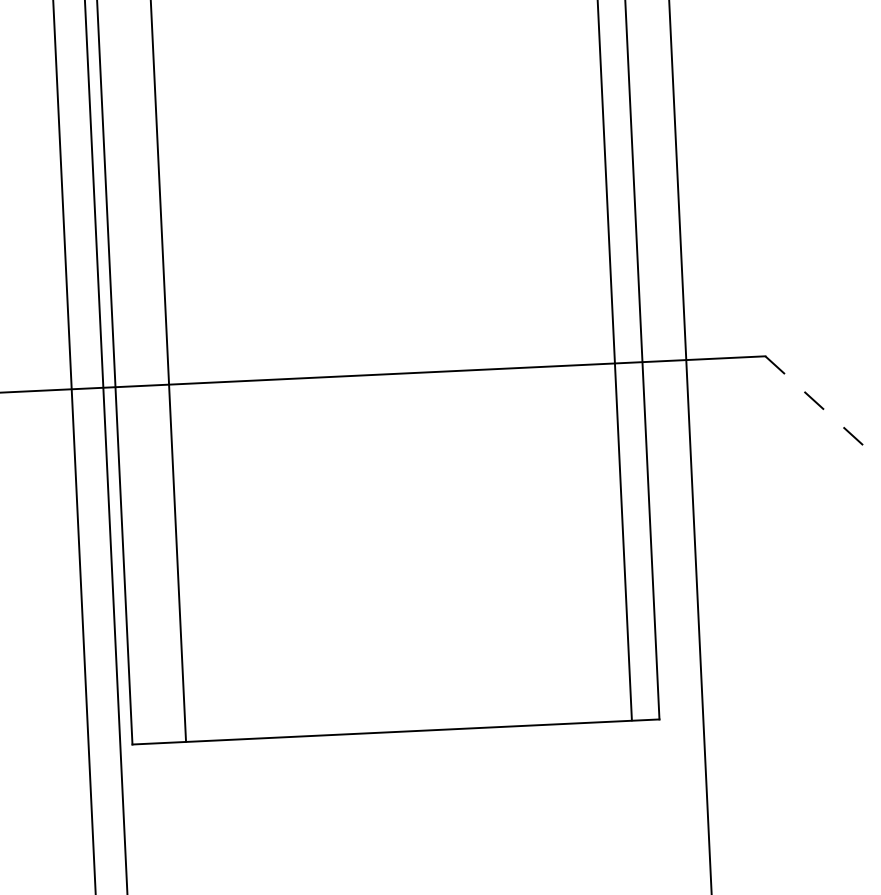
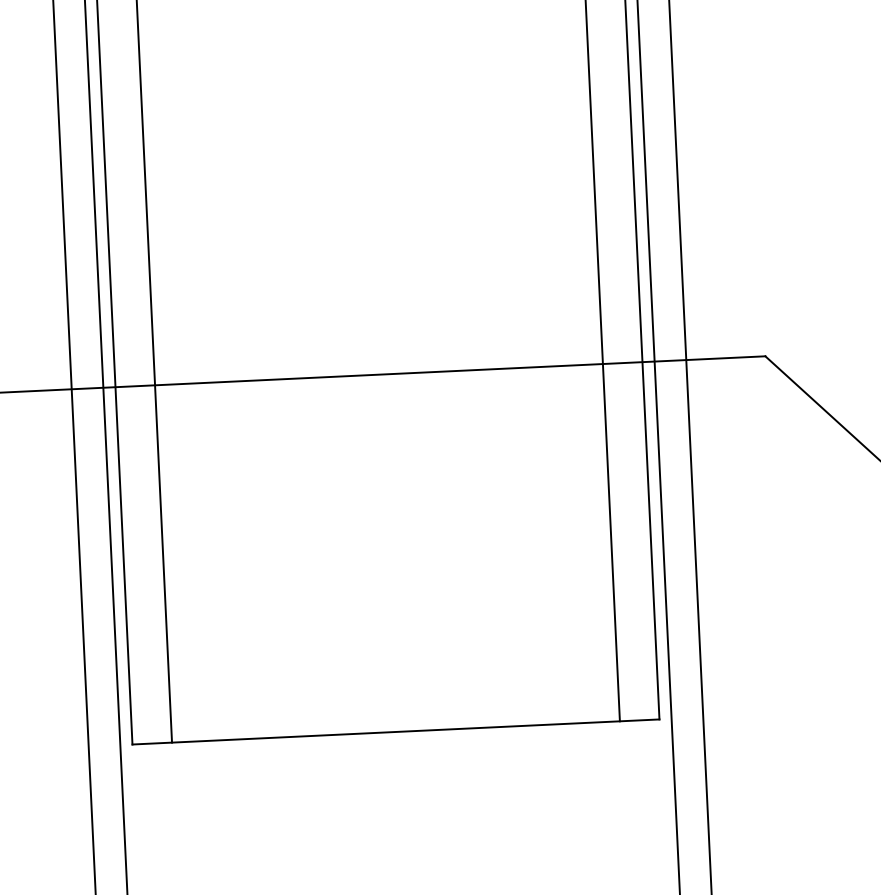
line position: (614, 361) -> (602, 361) (602, 361)
line position: (168, 371) -> (154, 372) (154, 372)
line: dashed -> solid (823, 408)
line: none -> present (658, 446)
